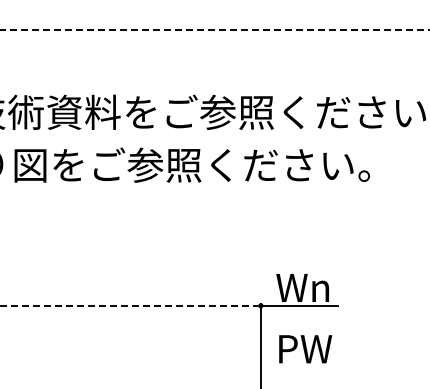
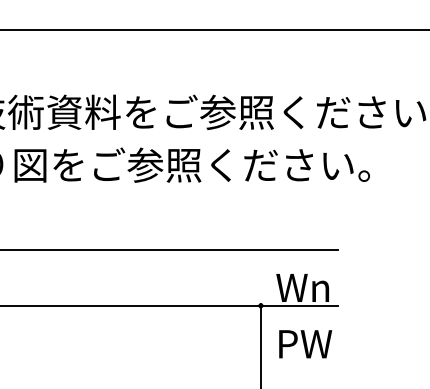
line: dashed -> solid (214, 29)
line: none -> present (170, 249)
line: dashed -> solid (130, 305)
text position: (305, 349) -> (305, 344) (305, 344)
